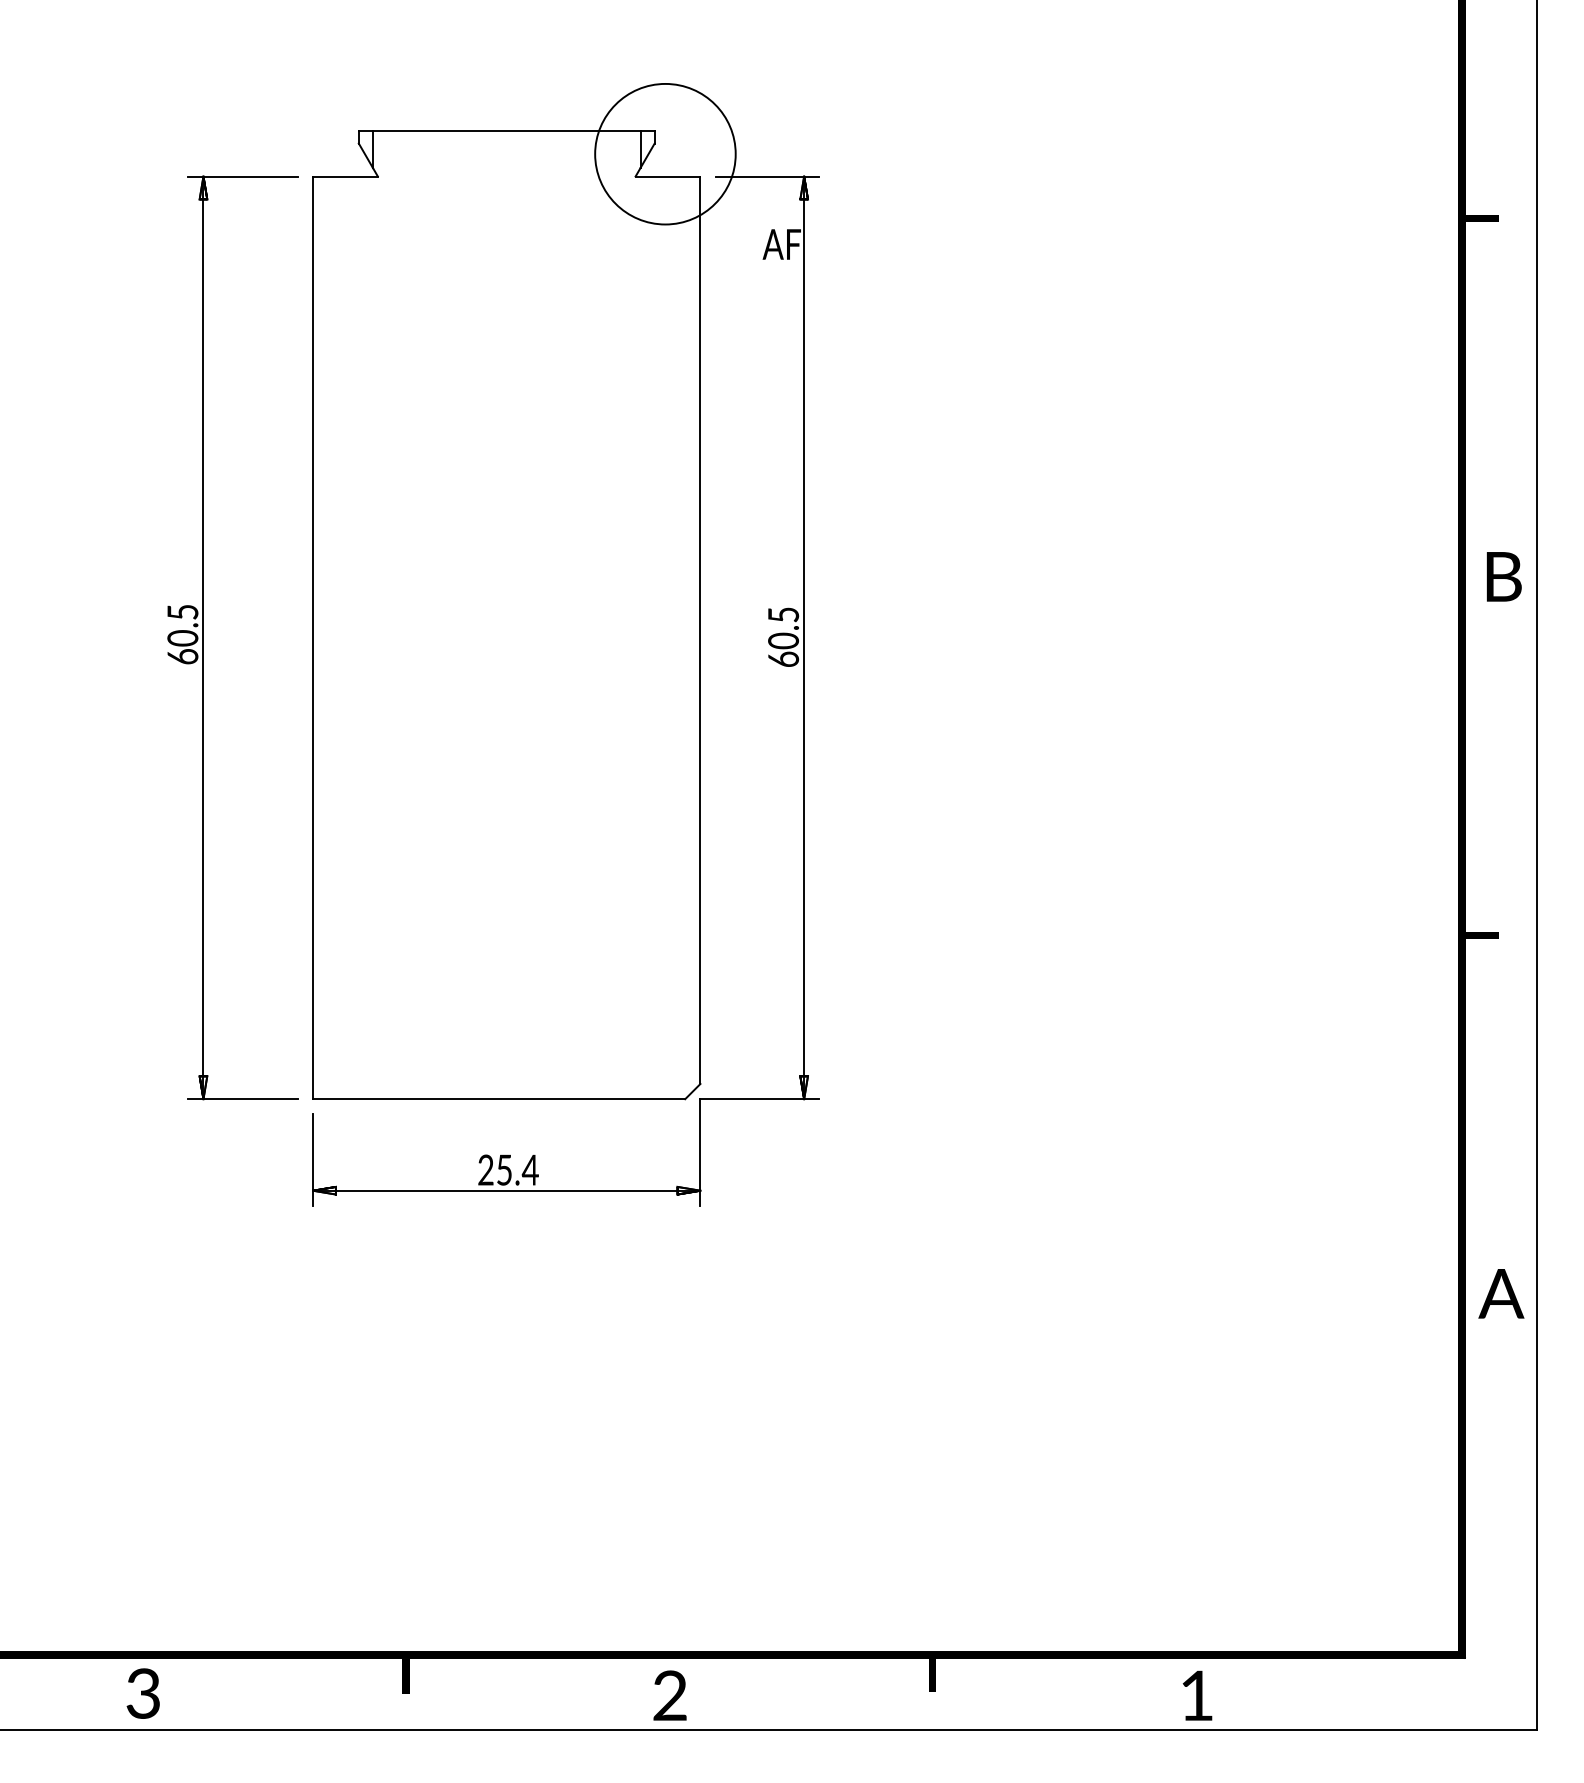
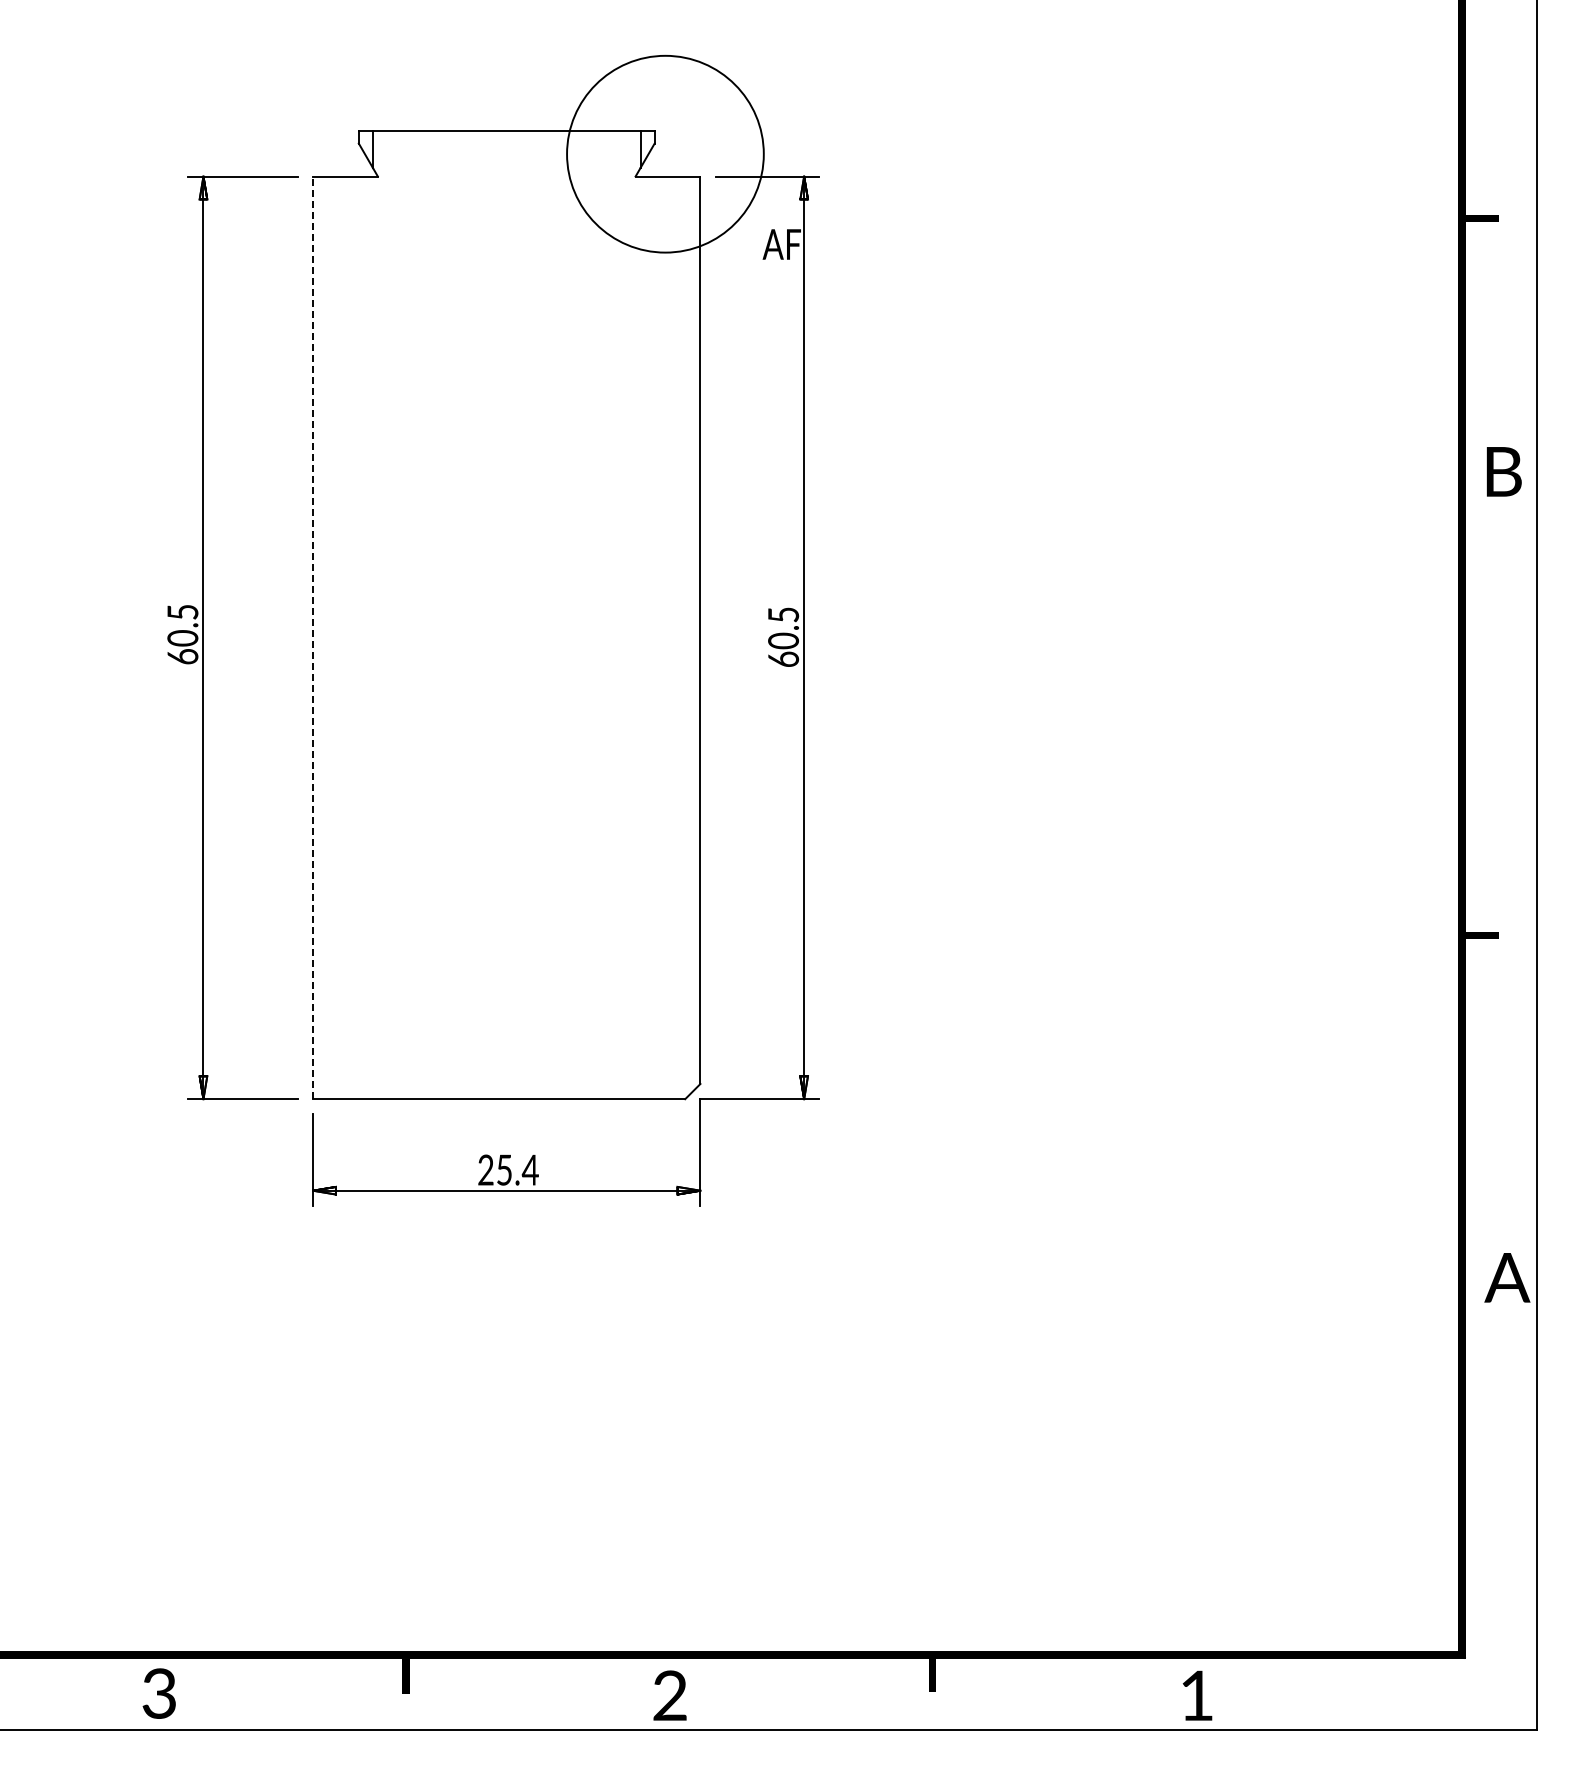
circle diameter: 141 px -> 197 px (665, 153)
text position: (1504, 576) -> (1504, 471) (1504, 471)
line: solid -> dashed (313, 637)
text position: (1501, 1293) -> (1507, 1277) (1507, 1277)
text position: (142, 1693) -> (158, 1693) (158, 1693)
